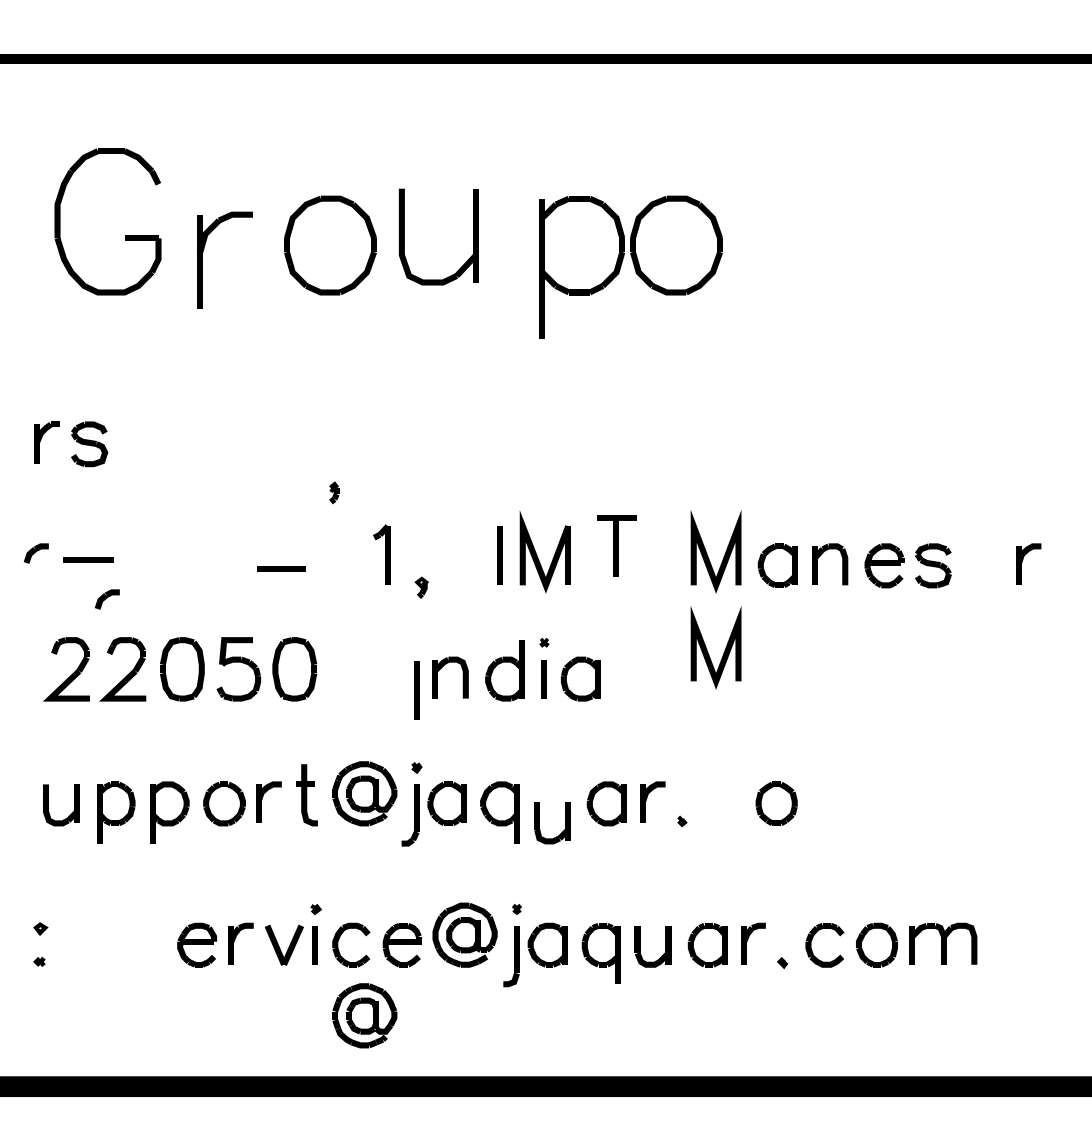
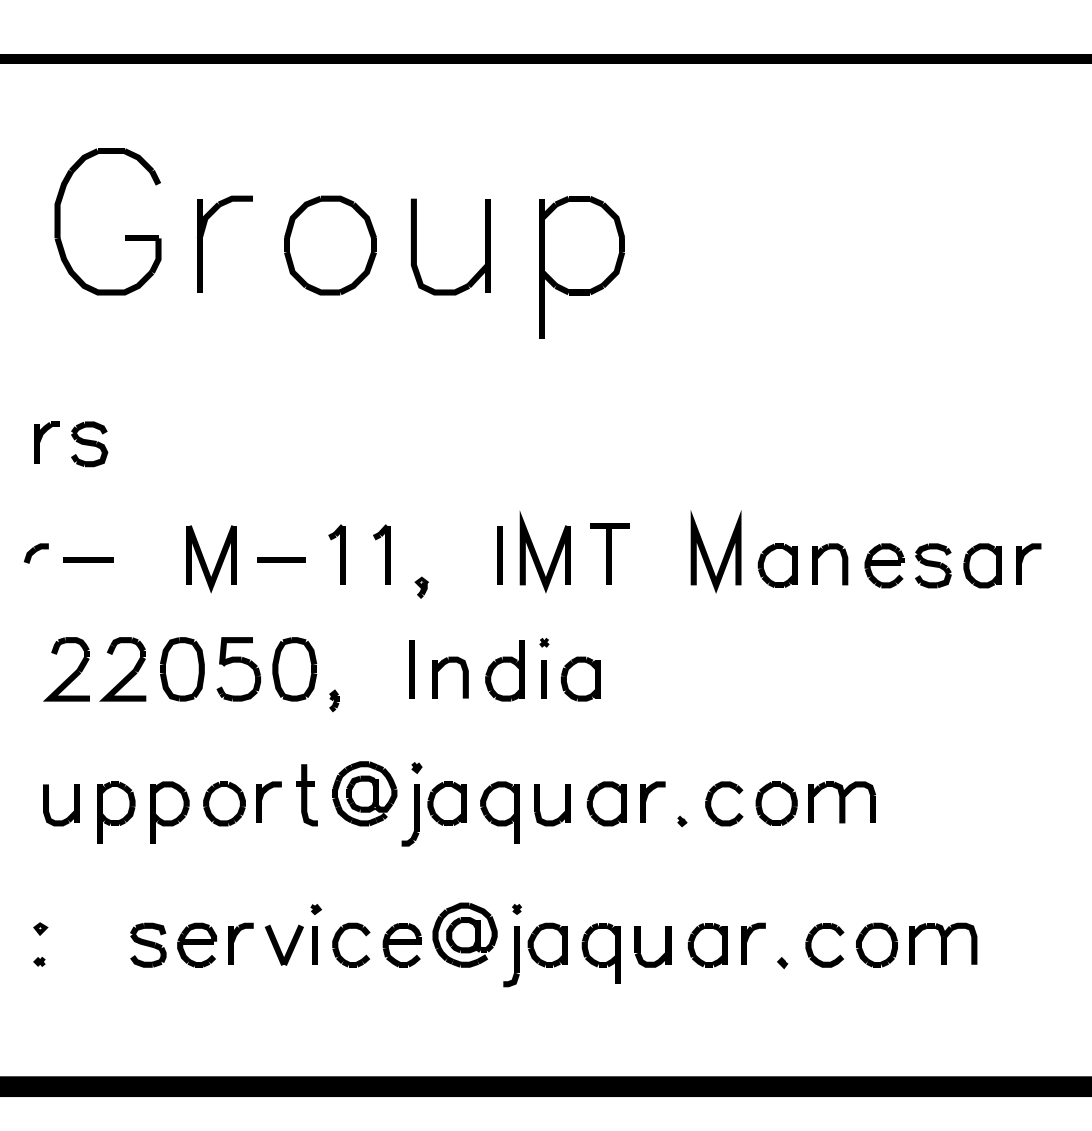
part position: (404, 236) -> (416, 246) (416, 246)
part: present -> none (676, 245)
part position: (202, 259) -> (202, 243) (202, 243)
part position: (334, 492) -> (334, 700) (334, 700)
part position: (616, 545) -> (609, 553) (609, 553)
part: none -> present (336, 554)
part: none -> present (211, 559)
part: none -> present (982, 565)
line position: (281, 568) -> (281, 559) (281, 559)
part: present -> none (106, 599)
line: present -> none (707, 649)
line position: (416, 690) -> (411, 669) (411, 669)
part: none -> present (712, 798)
part: none -> present (841, 802)
part position: (561, 832) -> (561, 814) (561, 814)
part: none -> present (148, 944)
part: present -> none (364, 1015)
